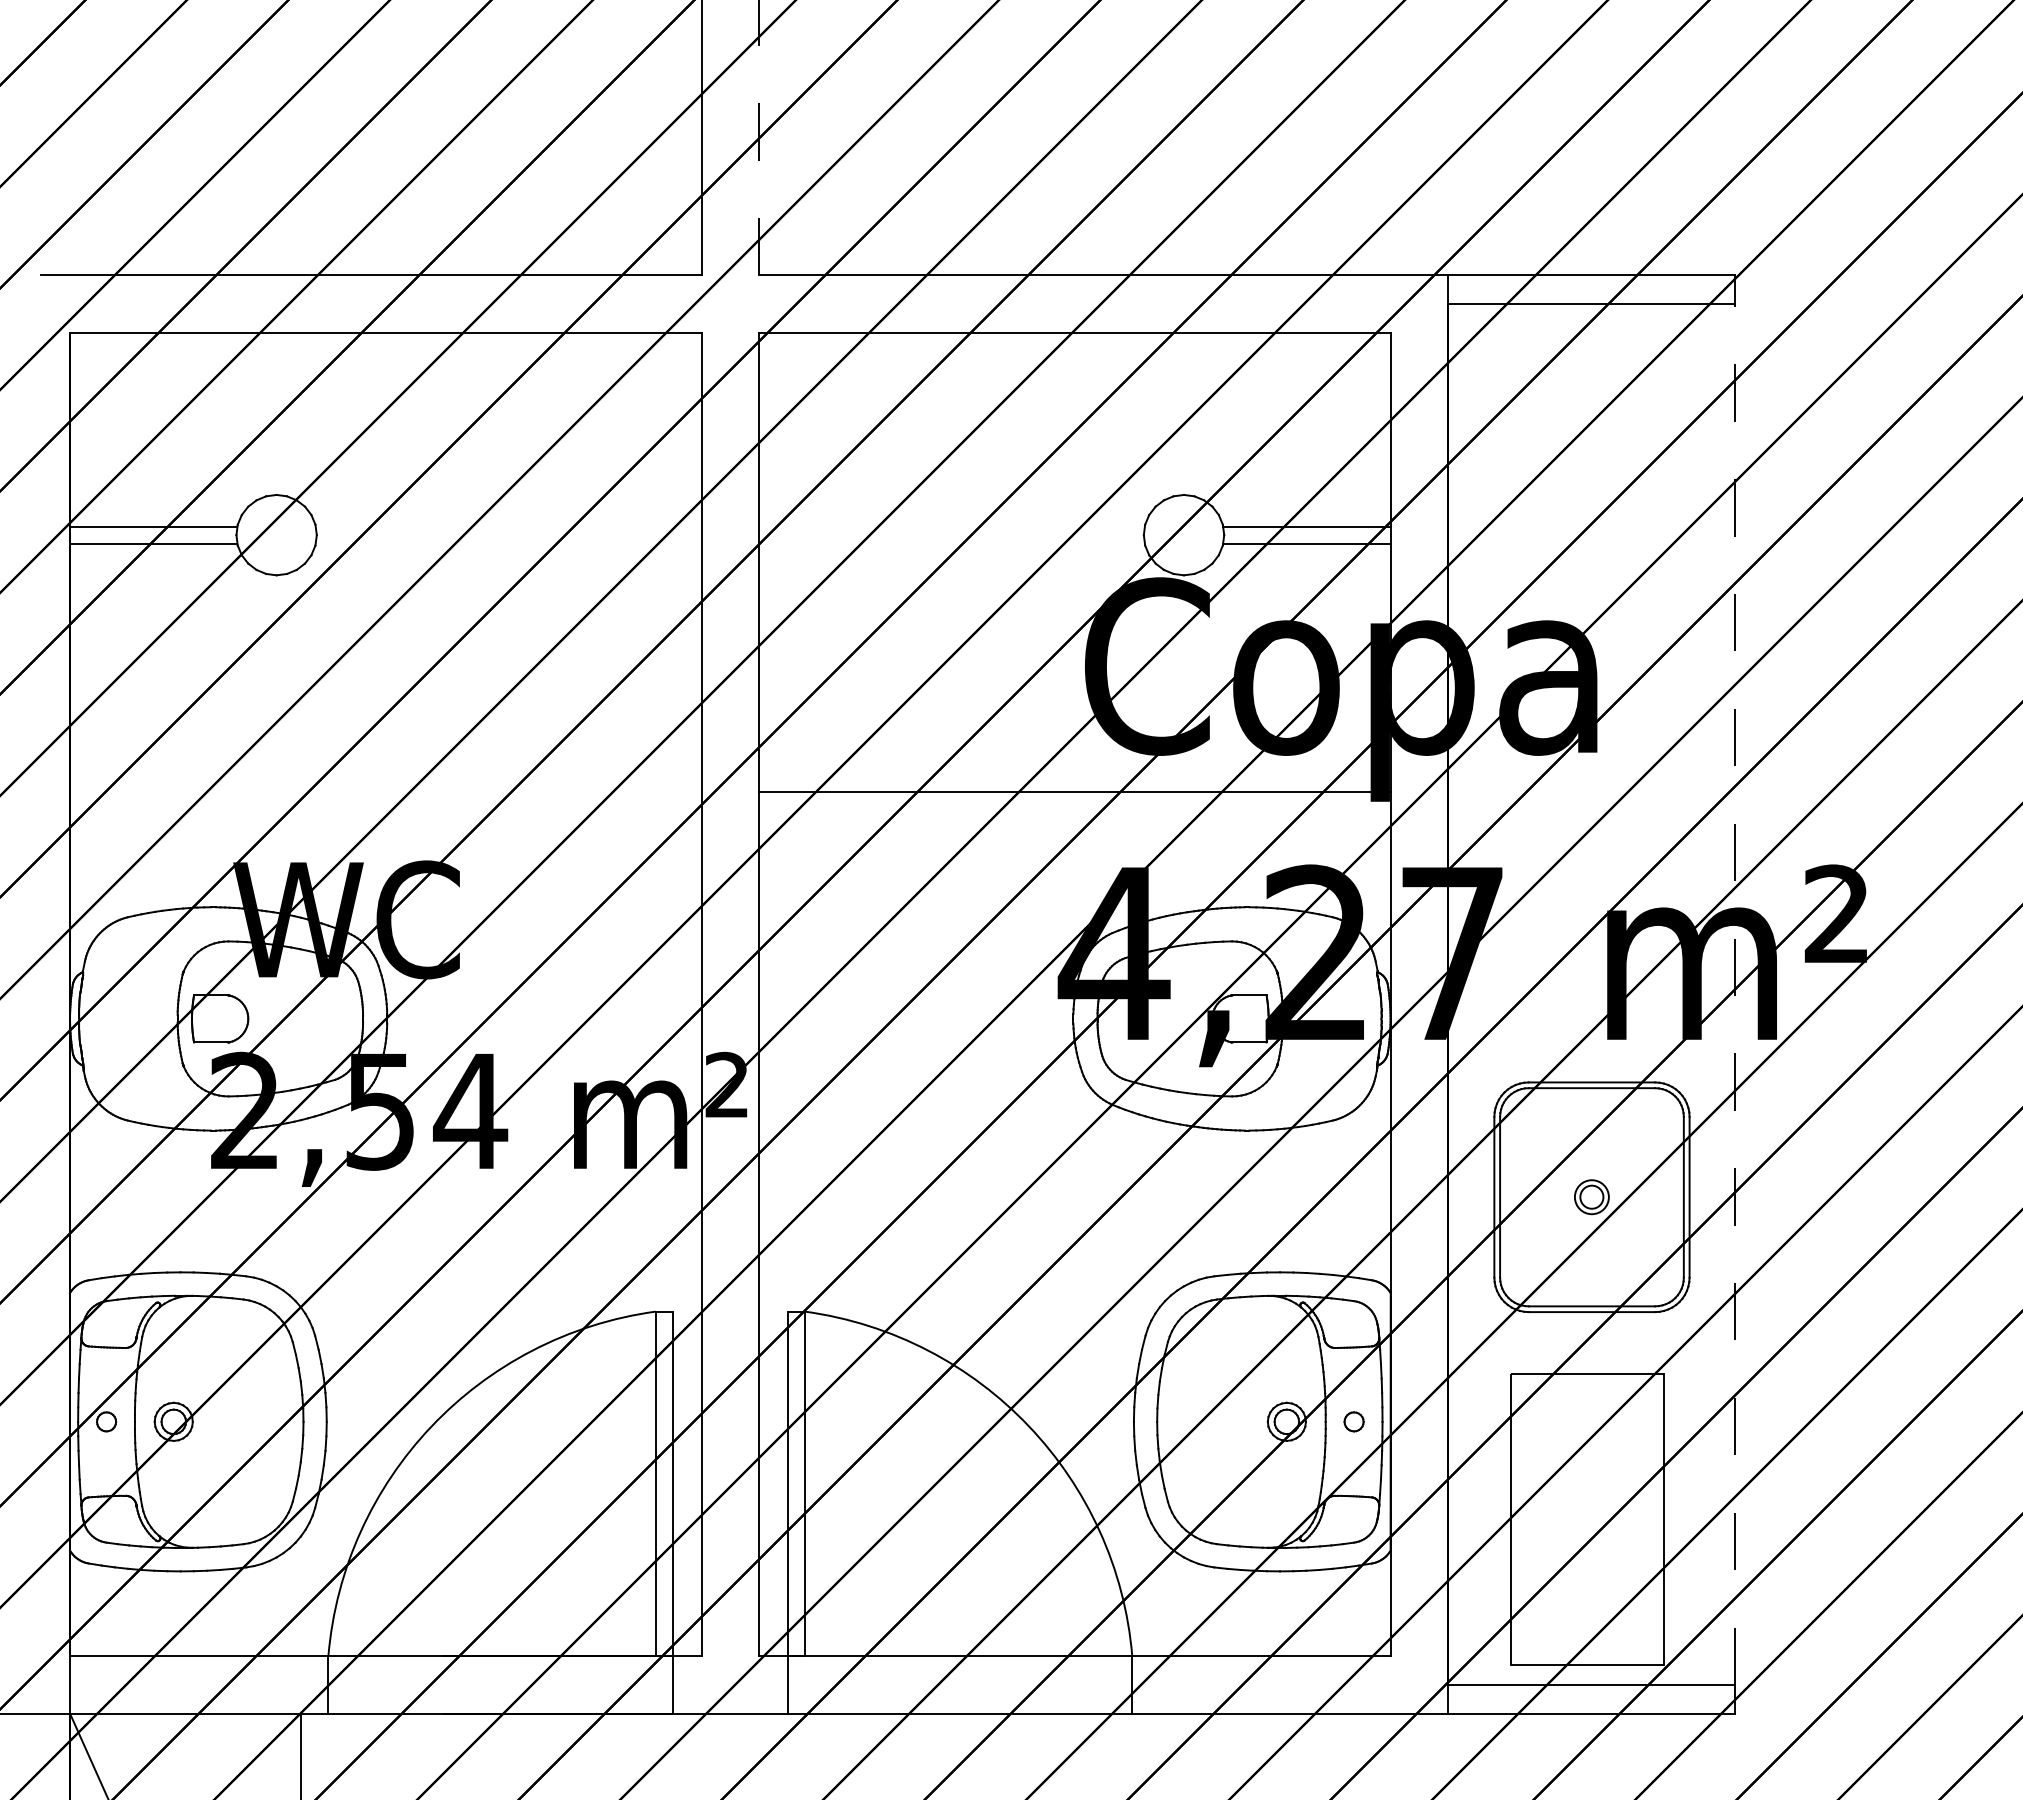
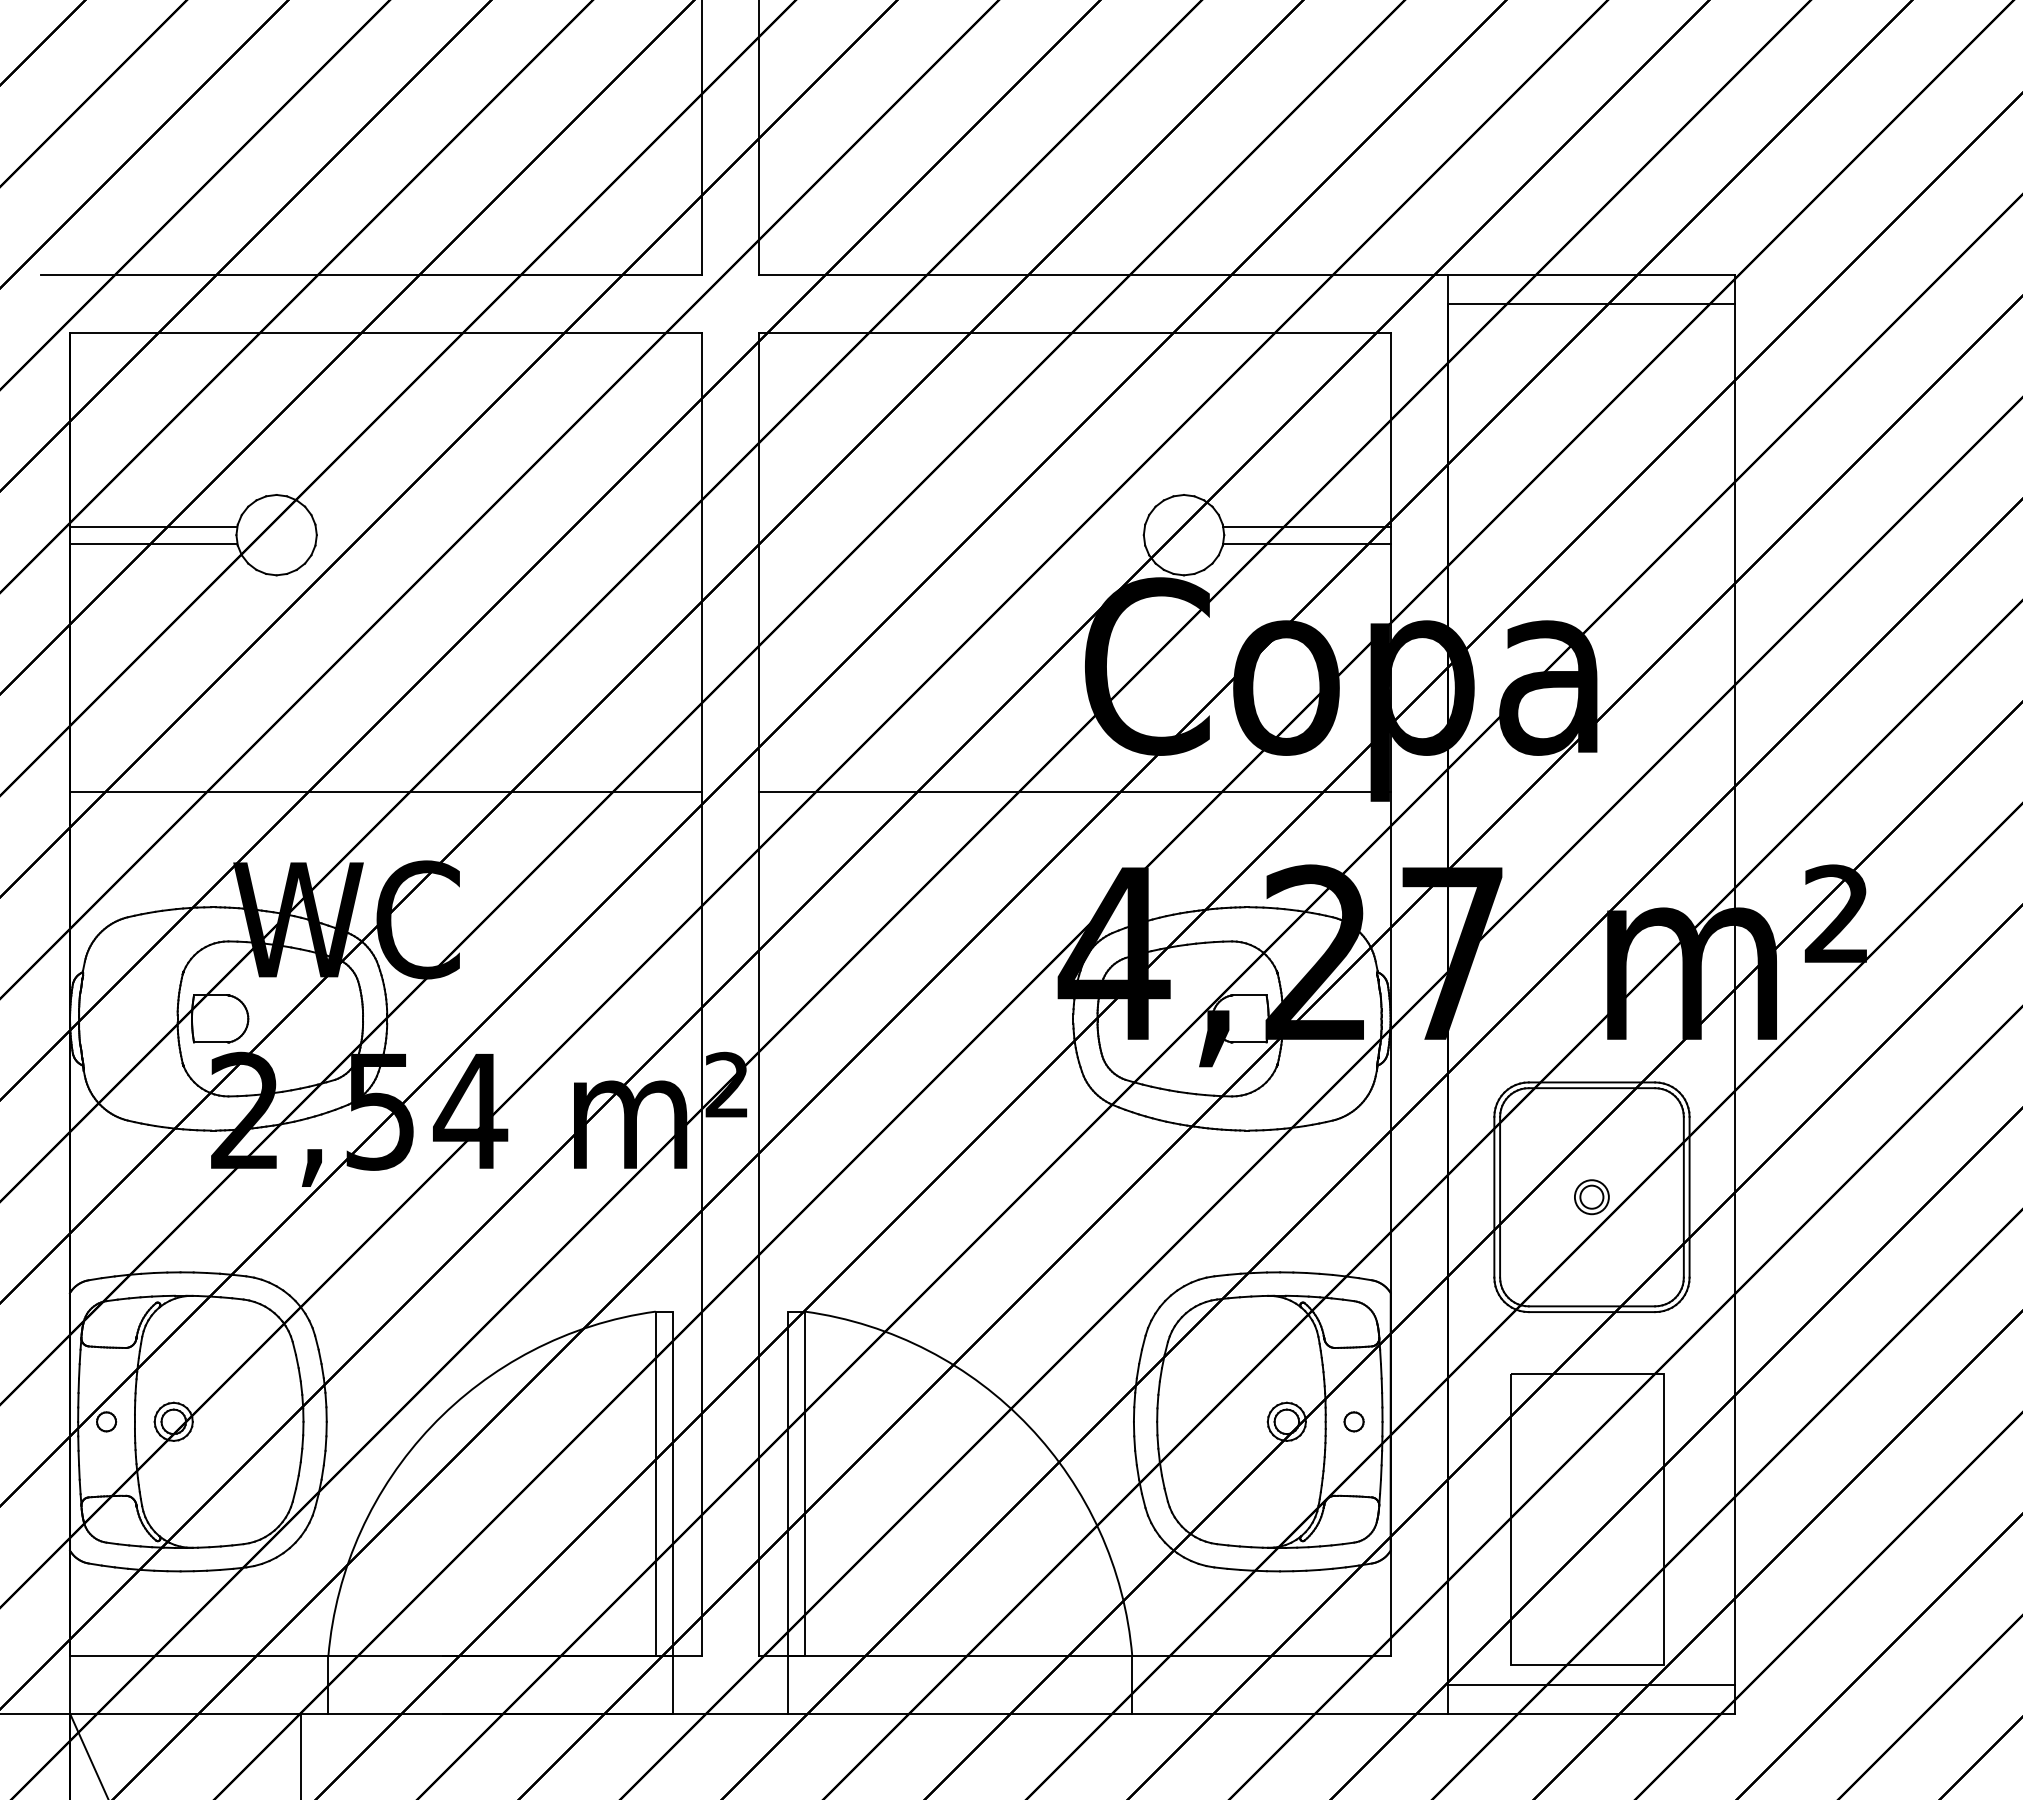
line: dashed -> solid (759, 137)
line: none -> present (385, 792)
line: dashed -> solid (1735, 994)
